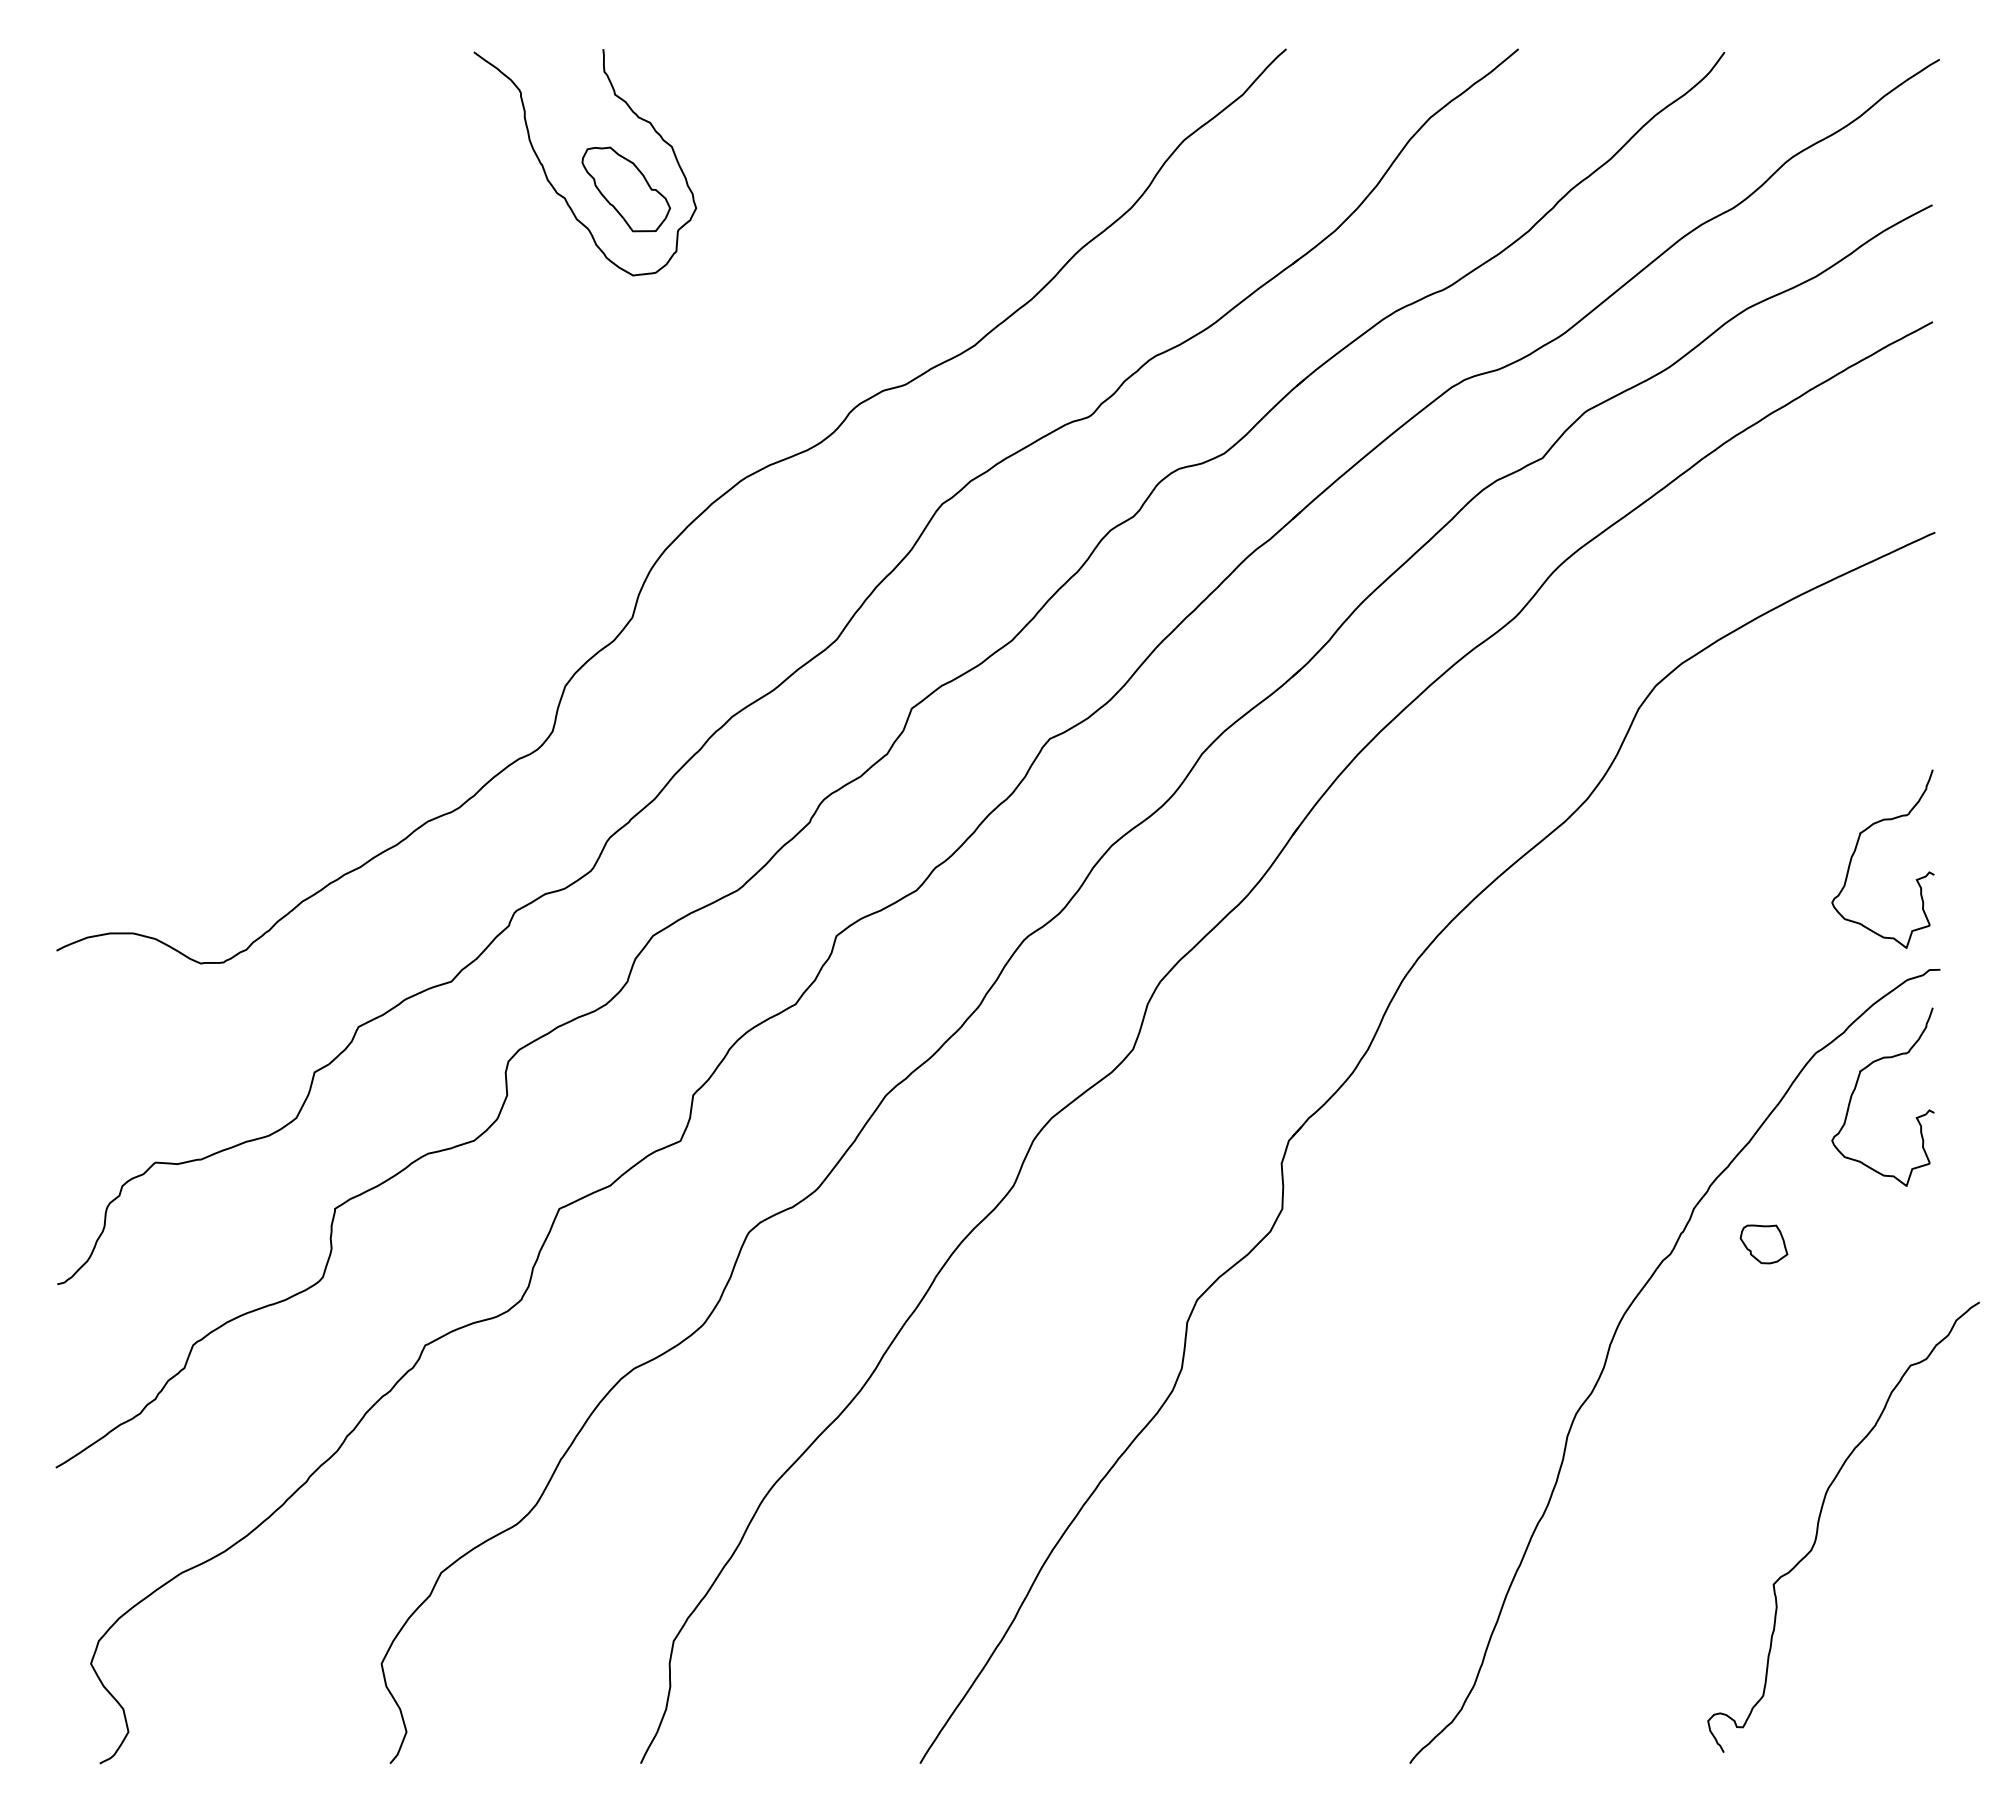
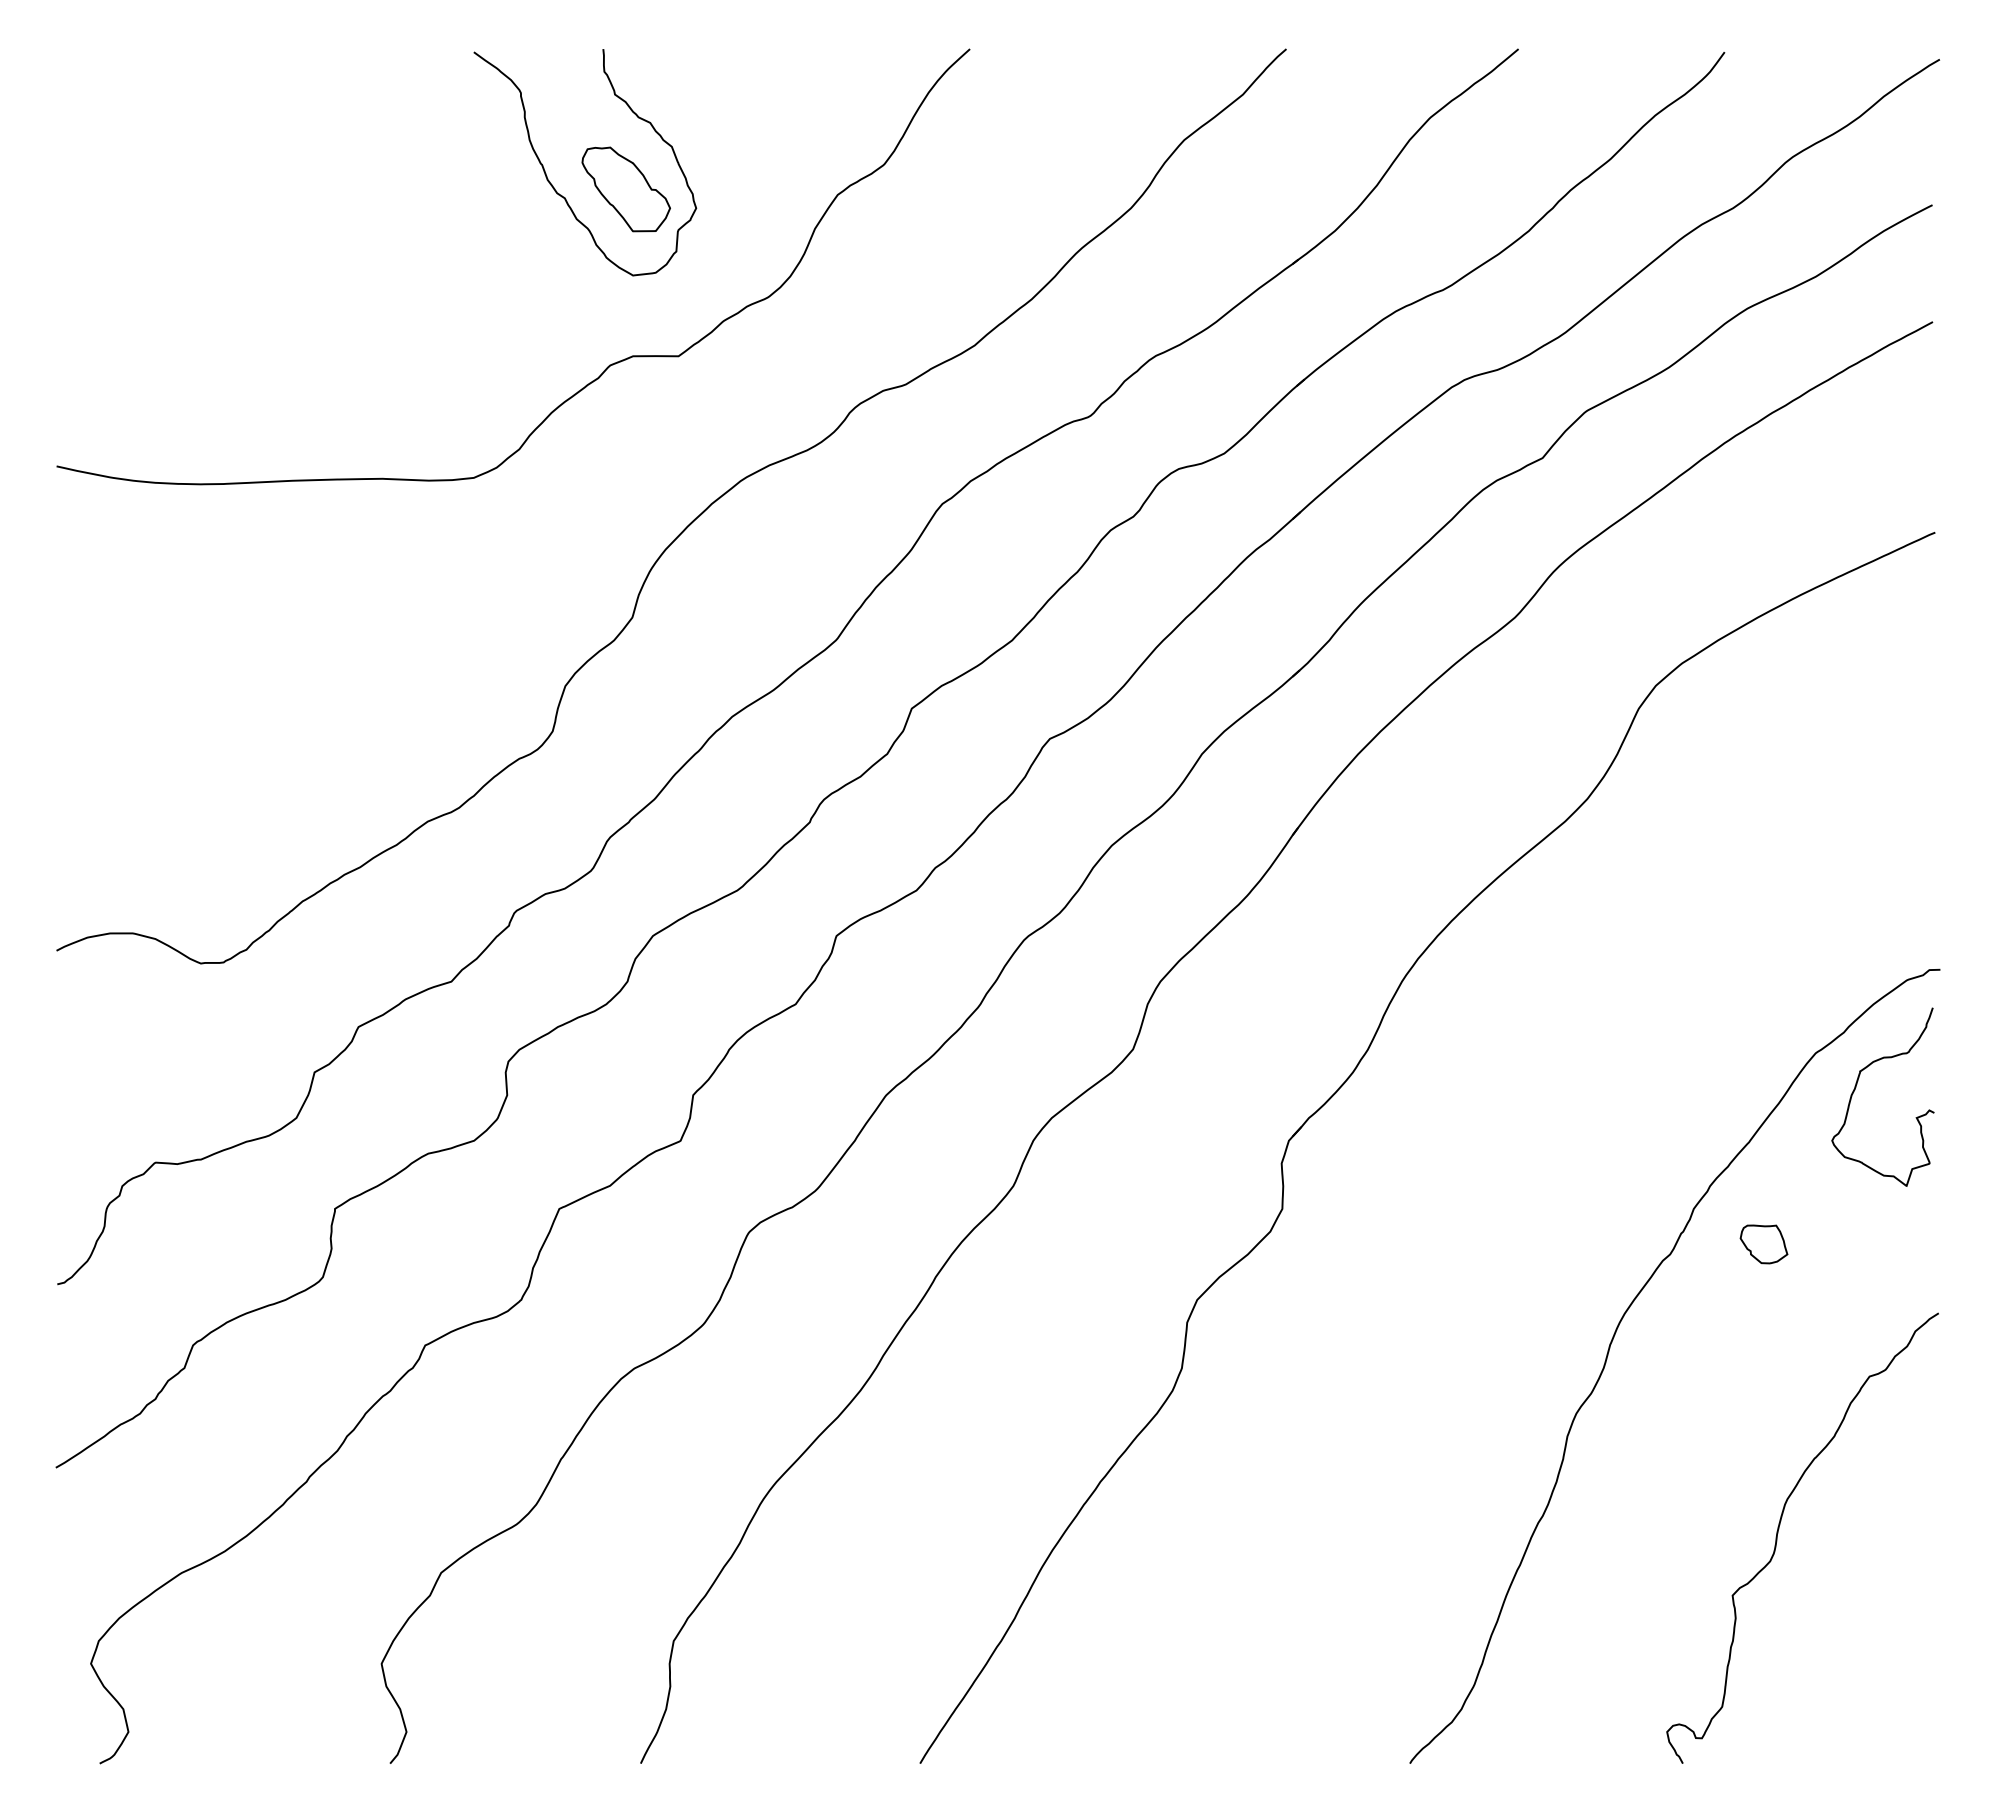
curve: none -> present (609, 364)
curve: present -> none (1856, 849)
curve position: (1819, 1522) -> (1778, 1533) (1778, 1533)
